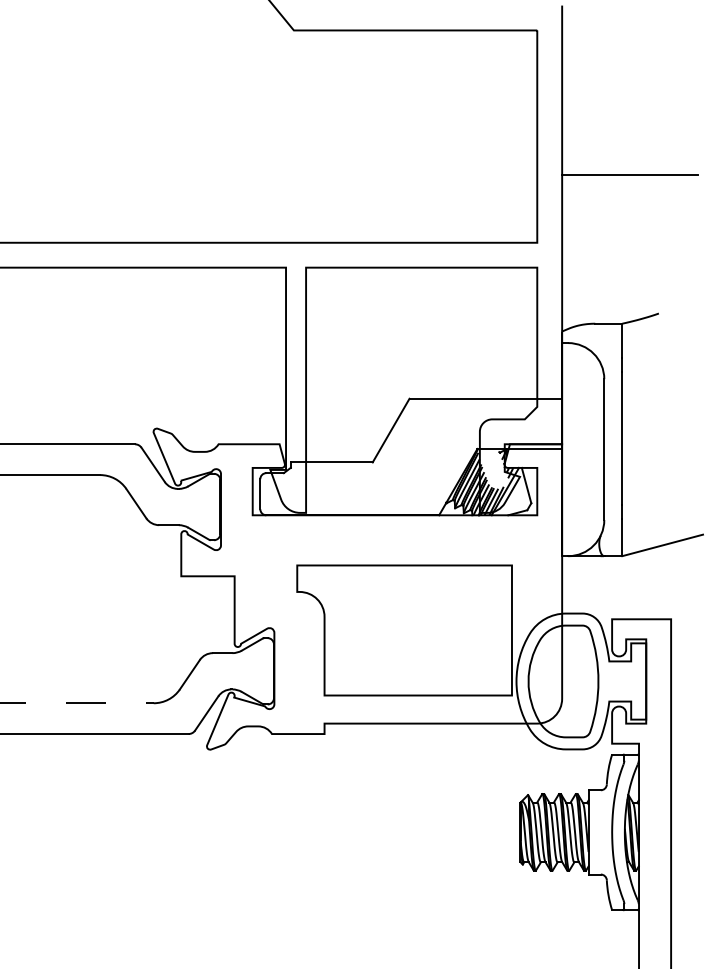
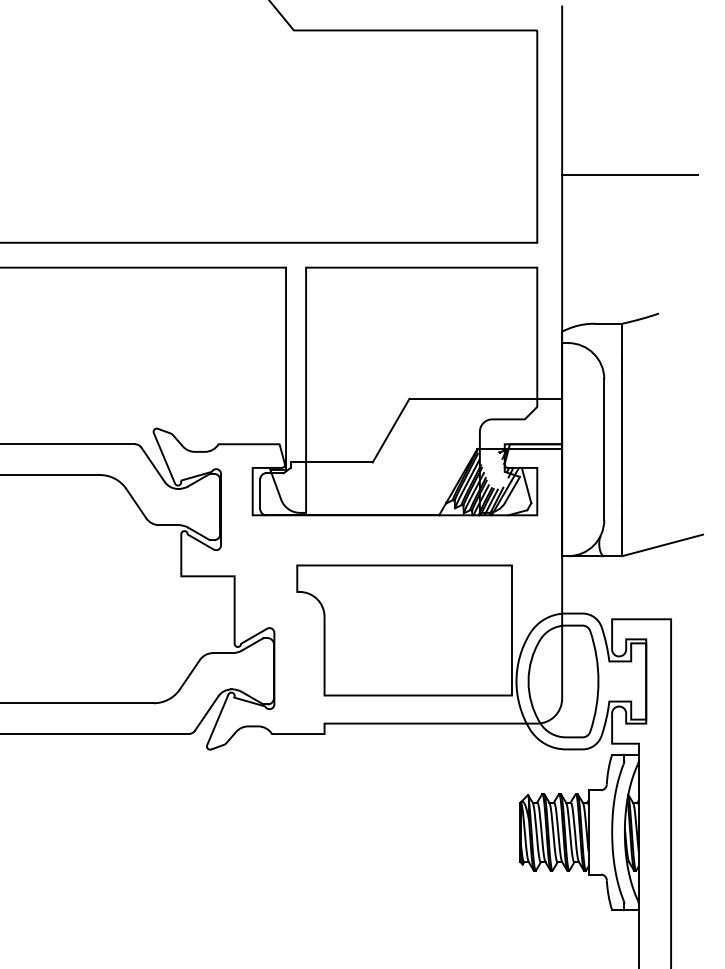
line: dashed -> solid (76, 703)
